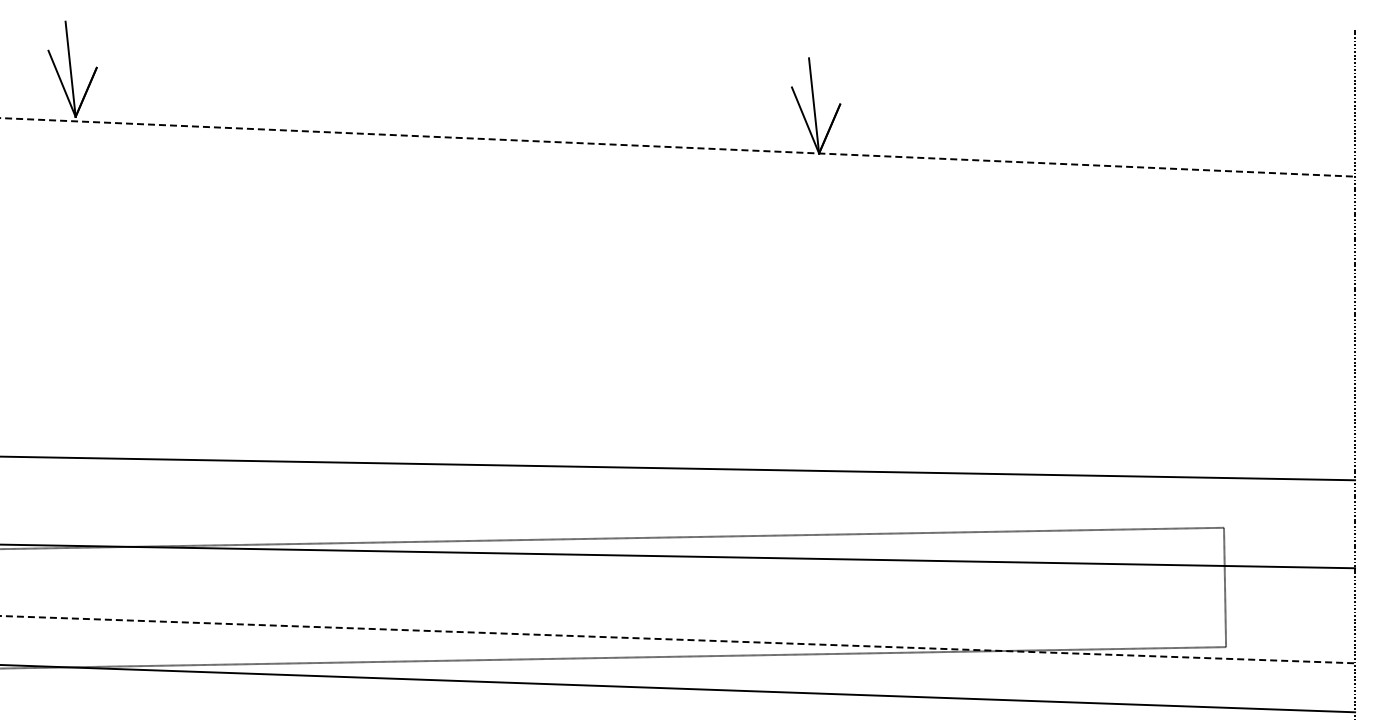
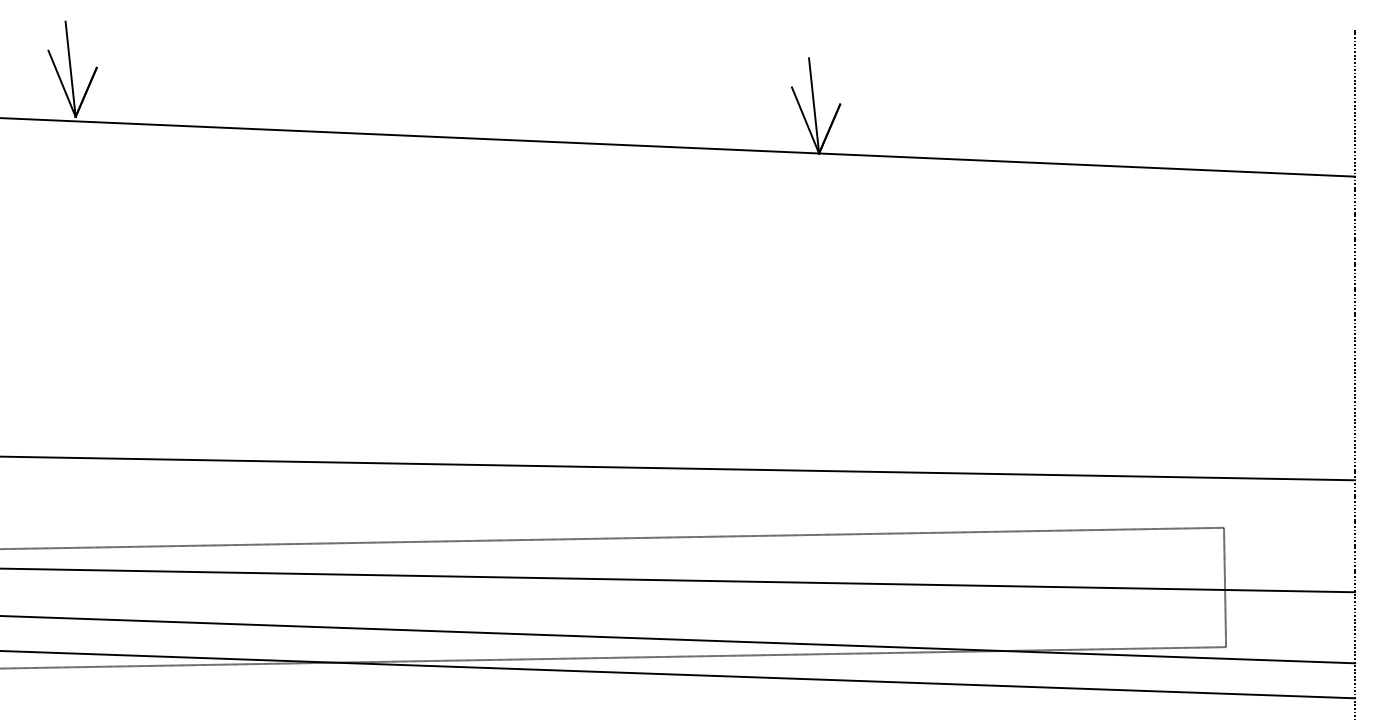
line: dashed -> solid (678, 147)
line position: (678, 556) -> (678, 580) (678, 580)
line: dashed -> solid (678, 639)
line position: (678, 688) -> (678, 674) (678, 674)
